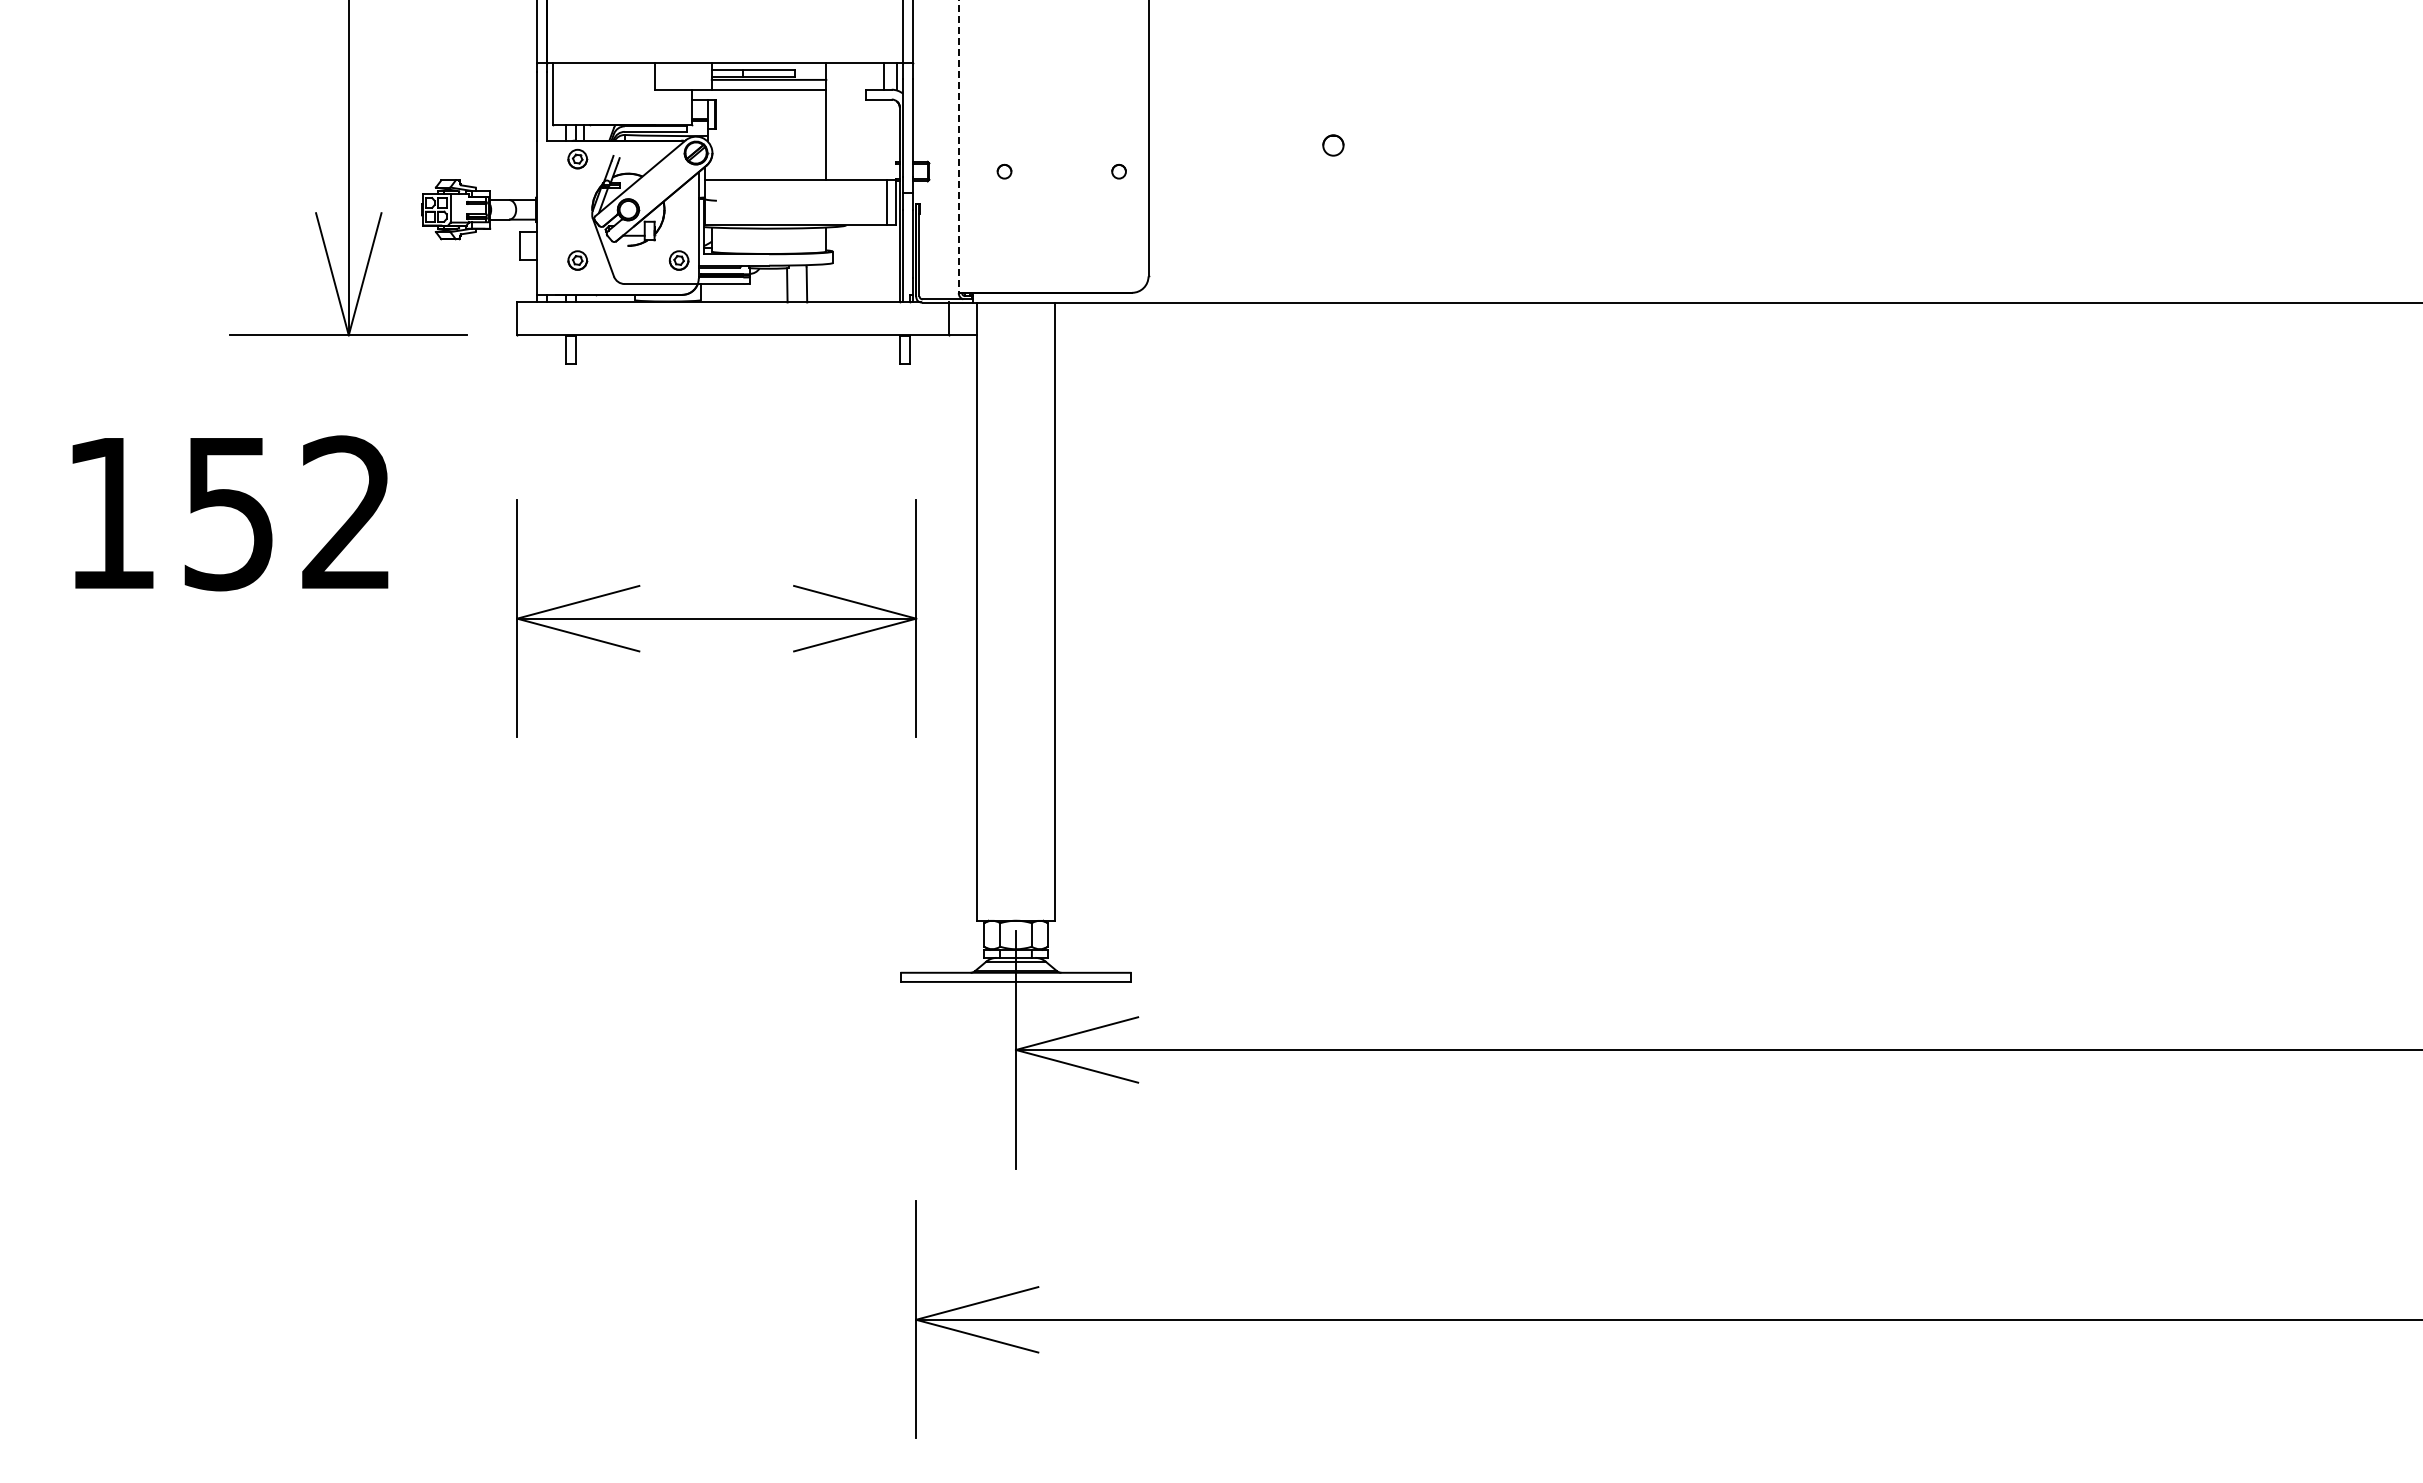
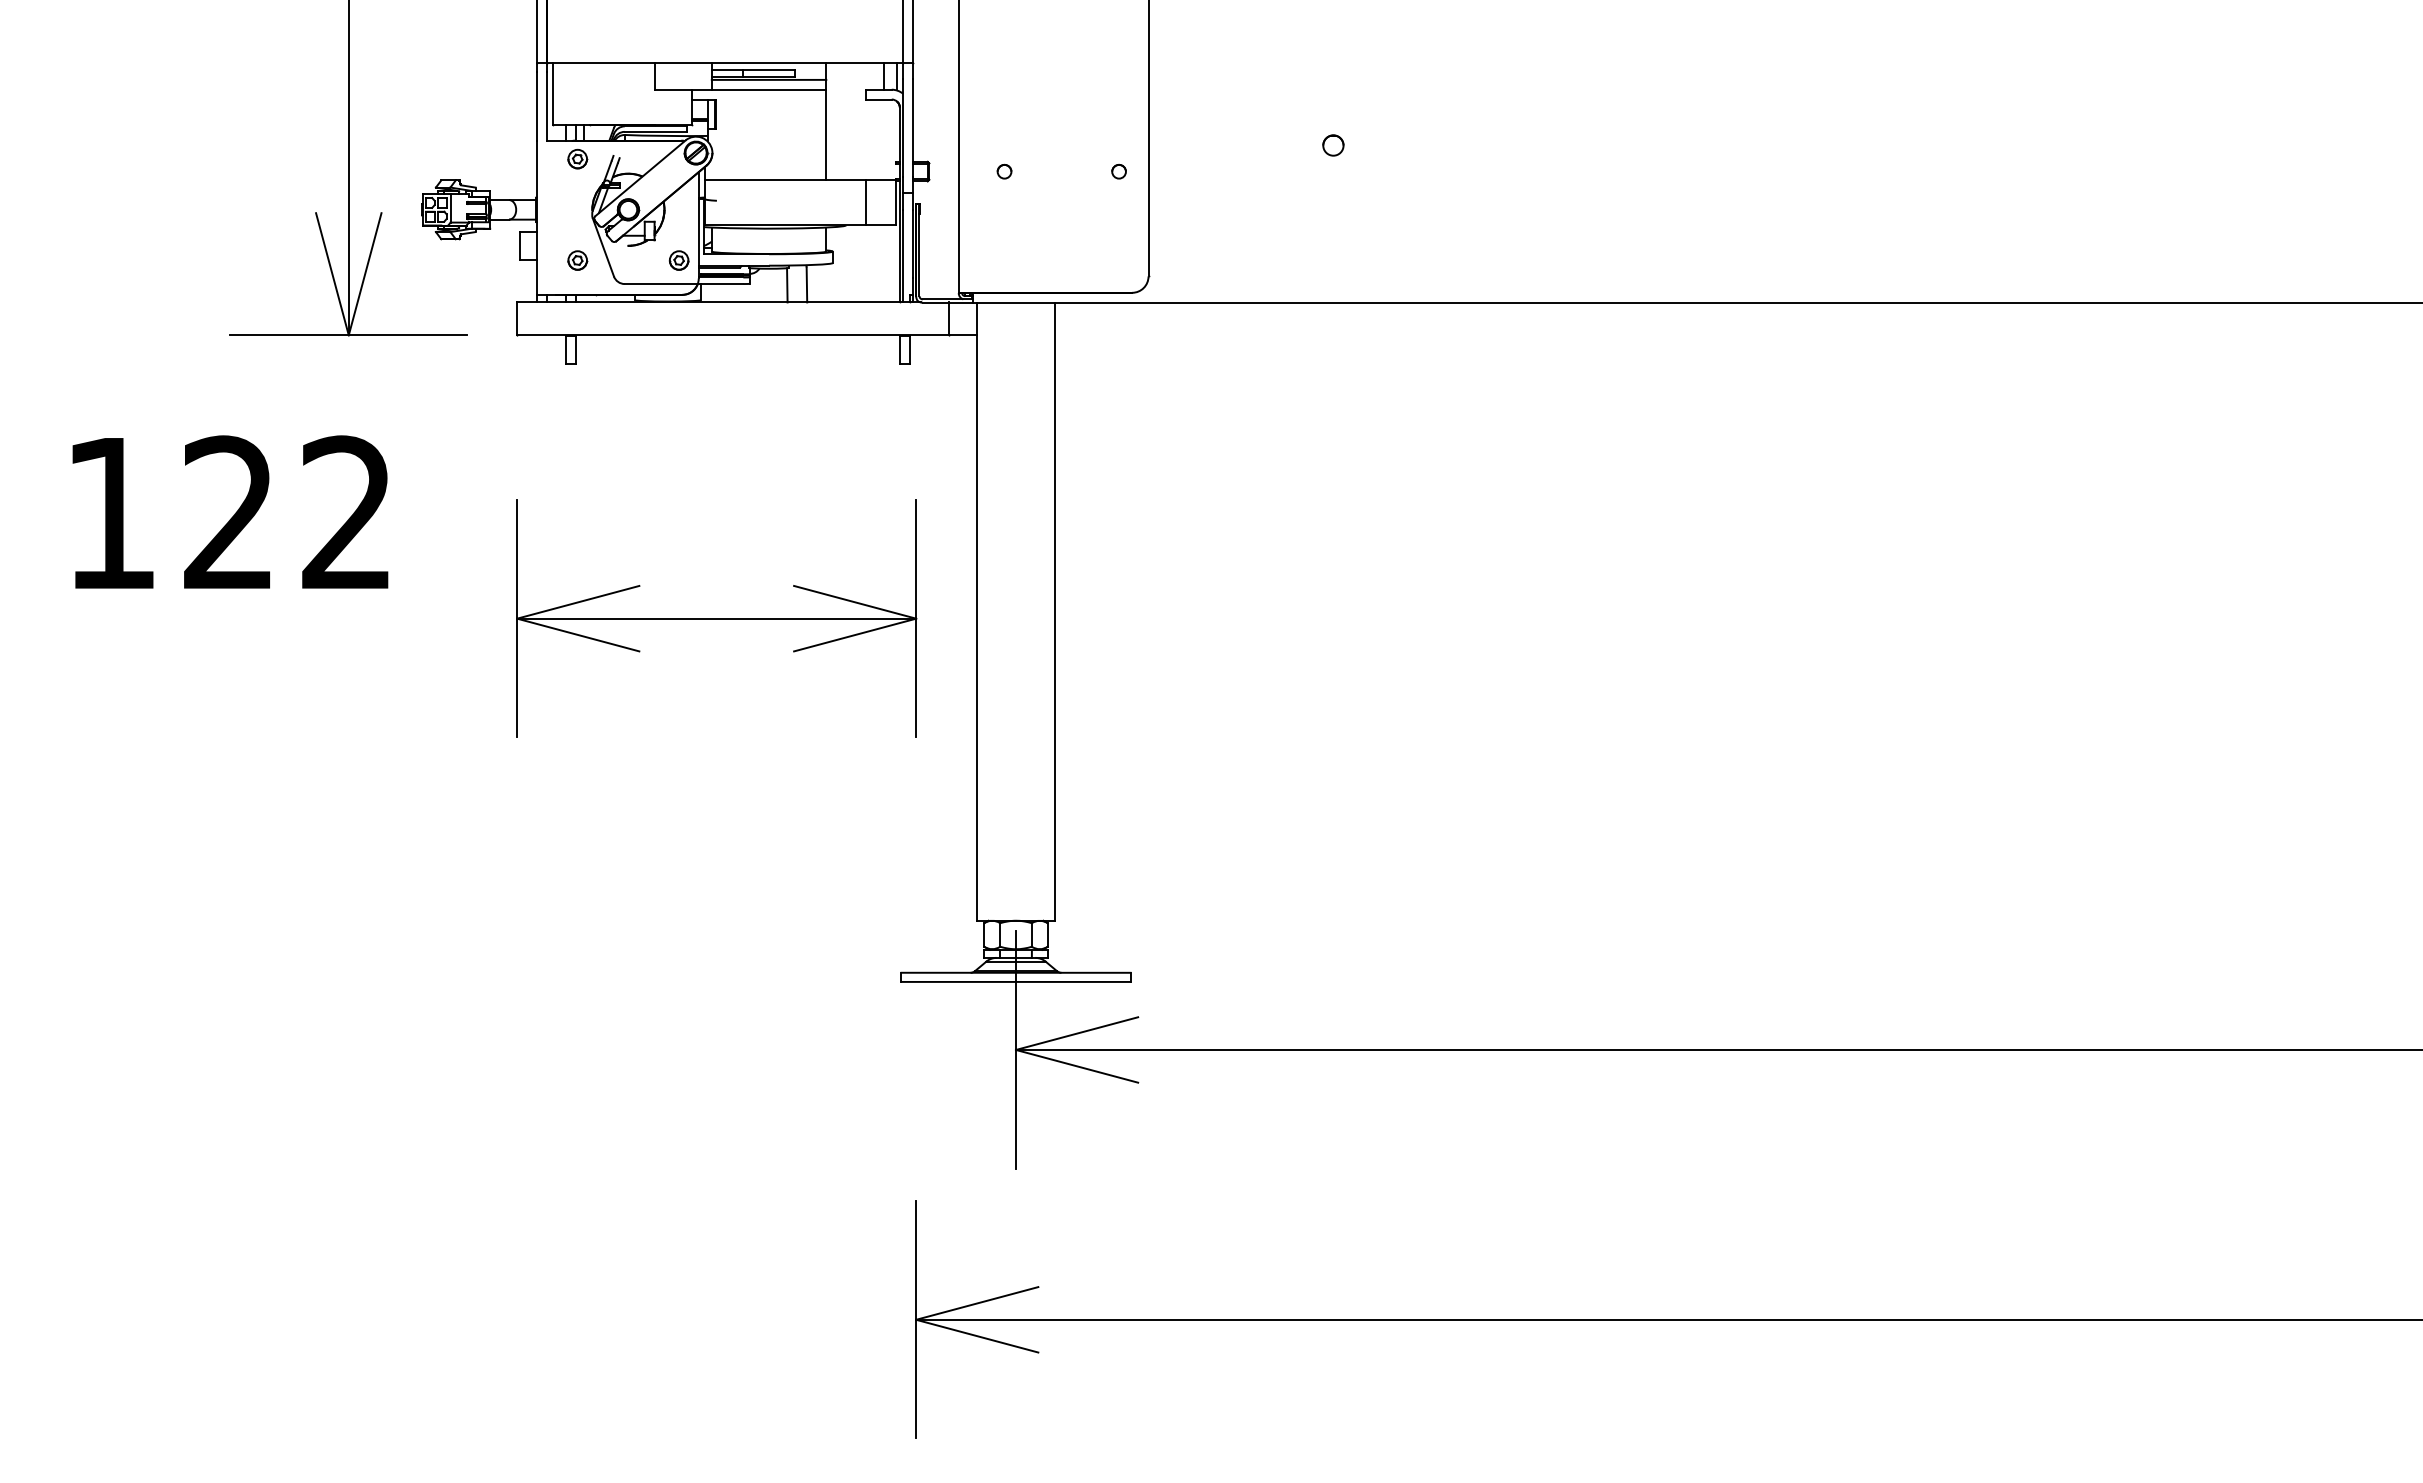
line: dashed -> solid (958, 146)
line position: (886, 202) -> (865, 202) (865, 202)
text: 152 -> 122 (228, 513)
